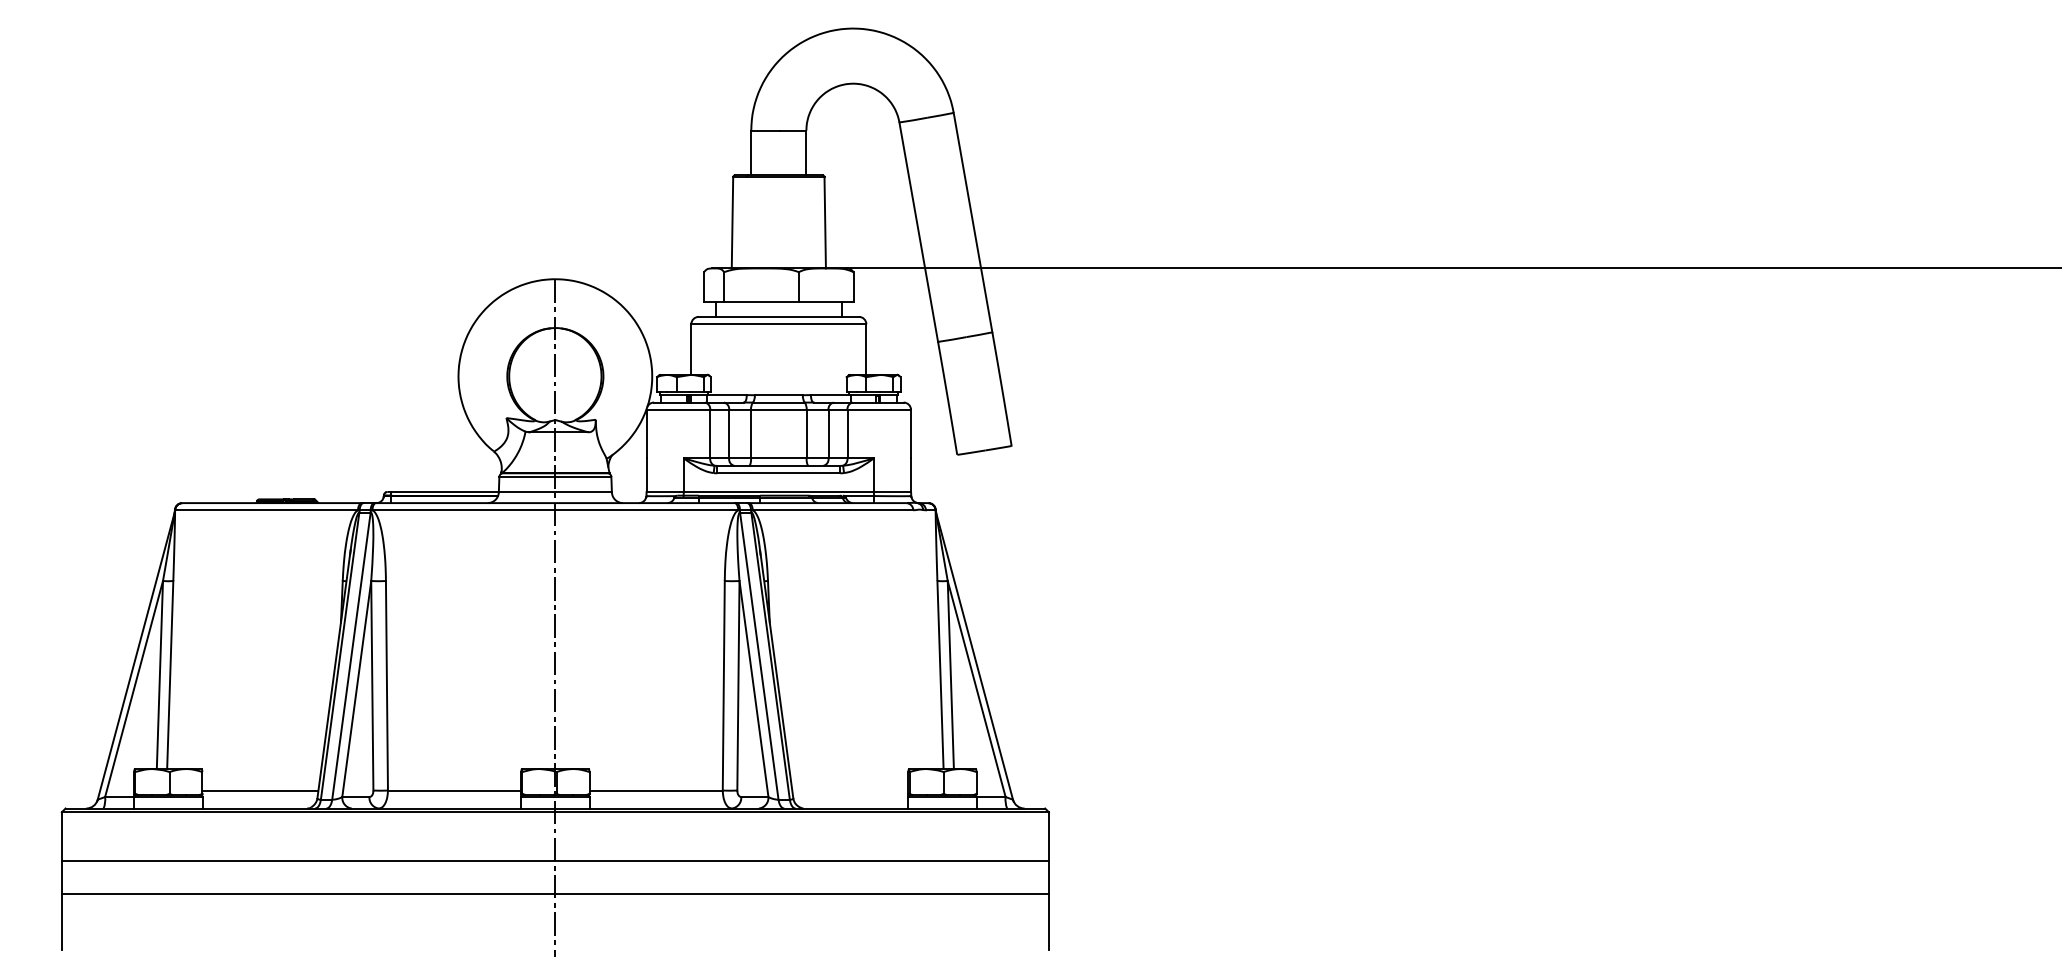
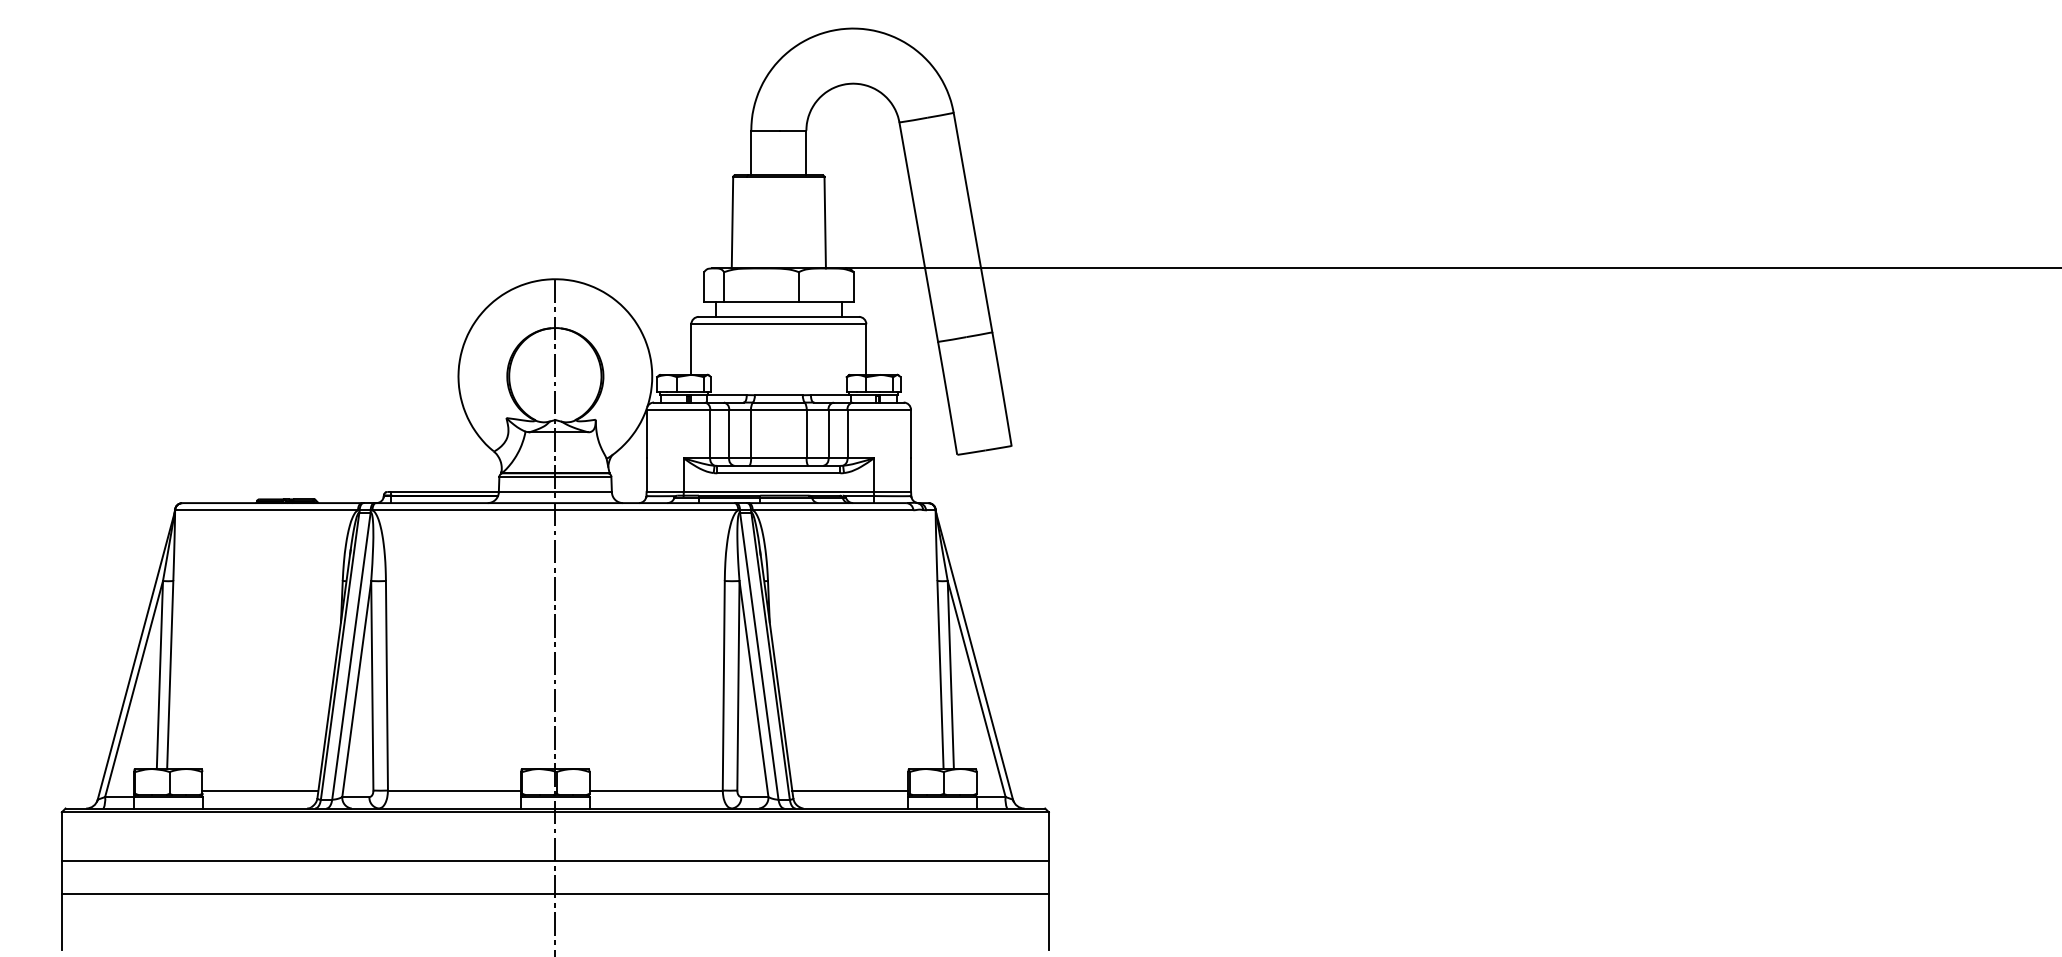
line: none -> present (850, 790)
